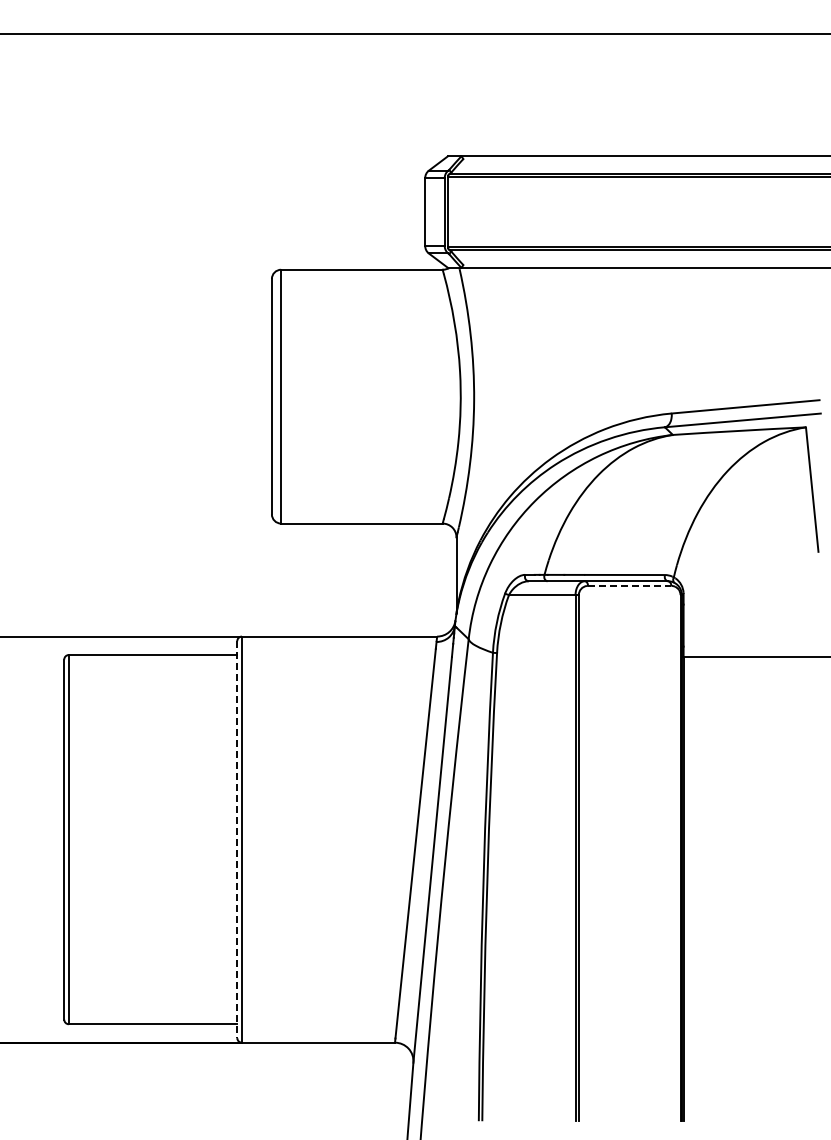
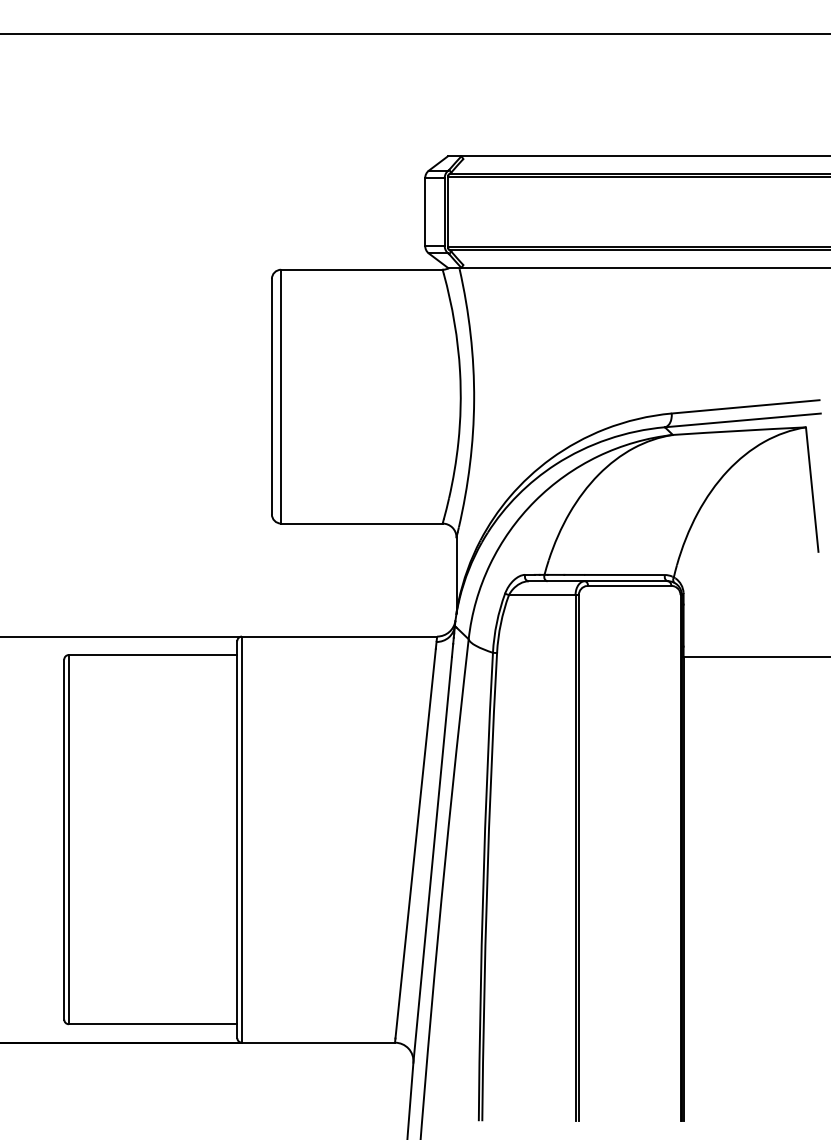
line: dashed -> solid (629, 585)
line: dashed -> solid (237, 840)
